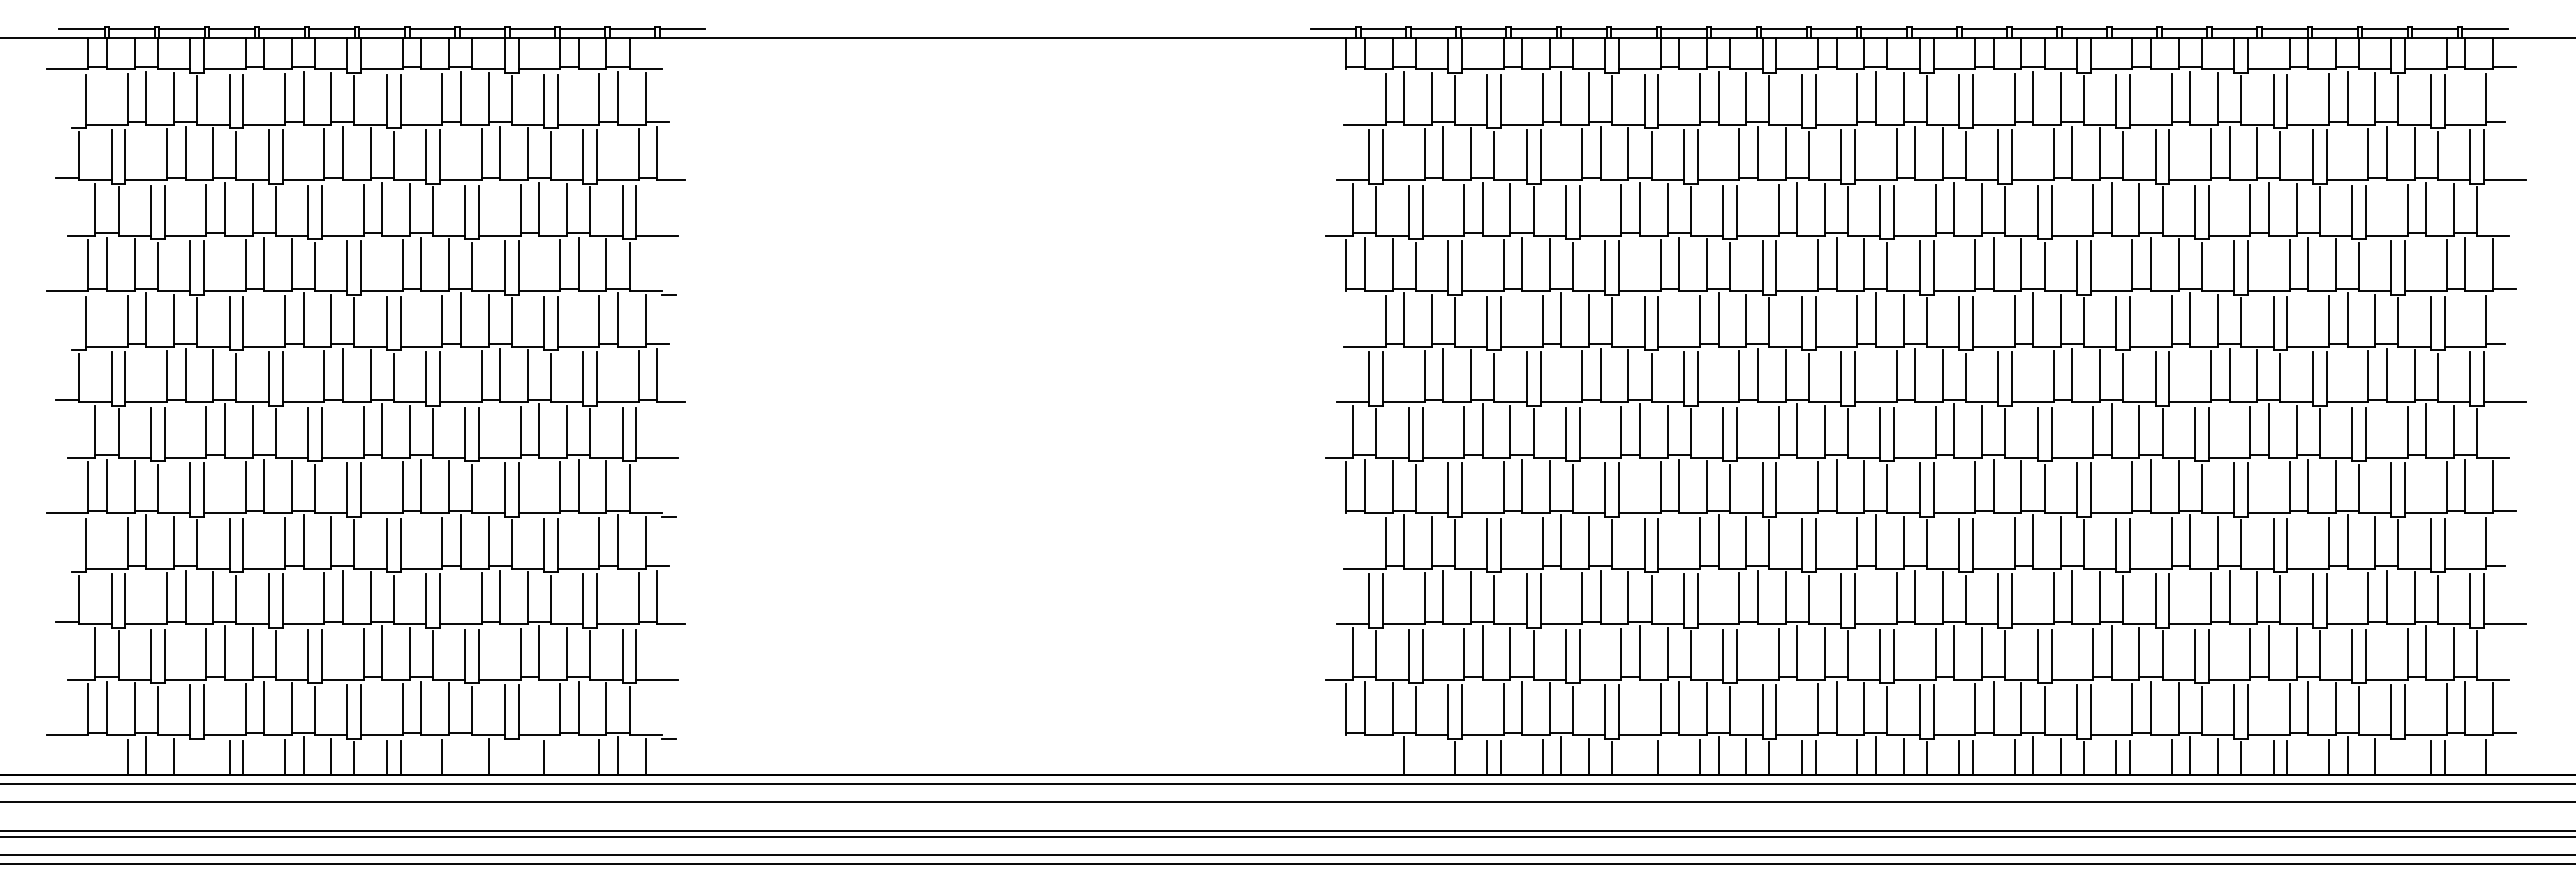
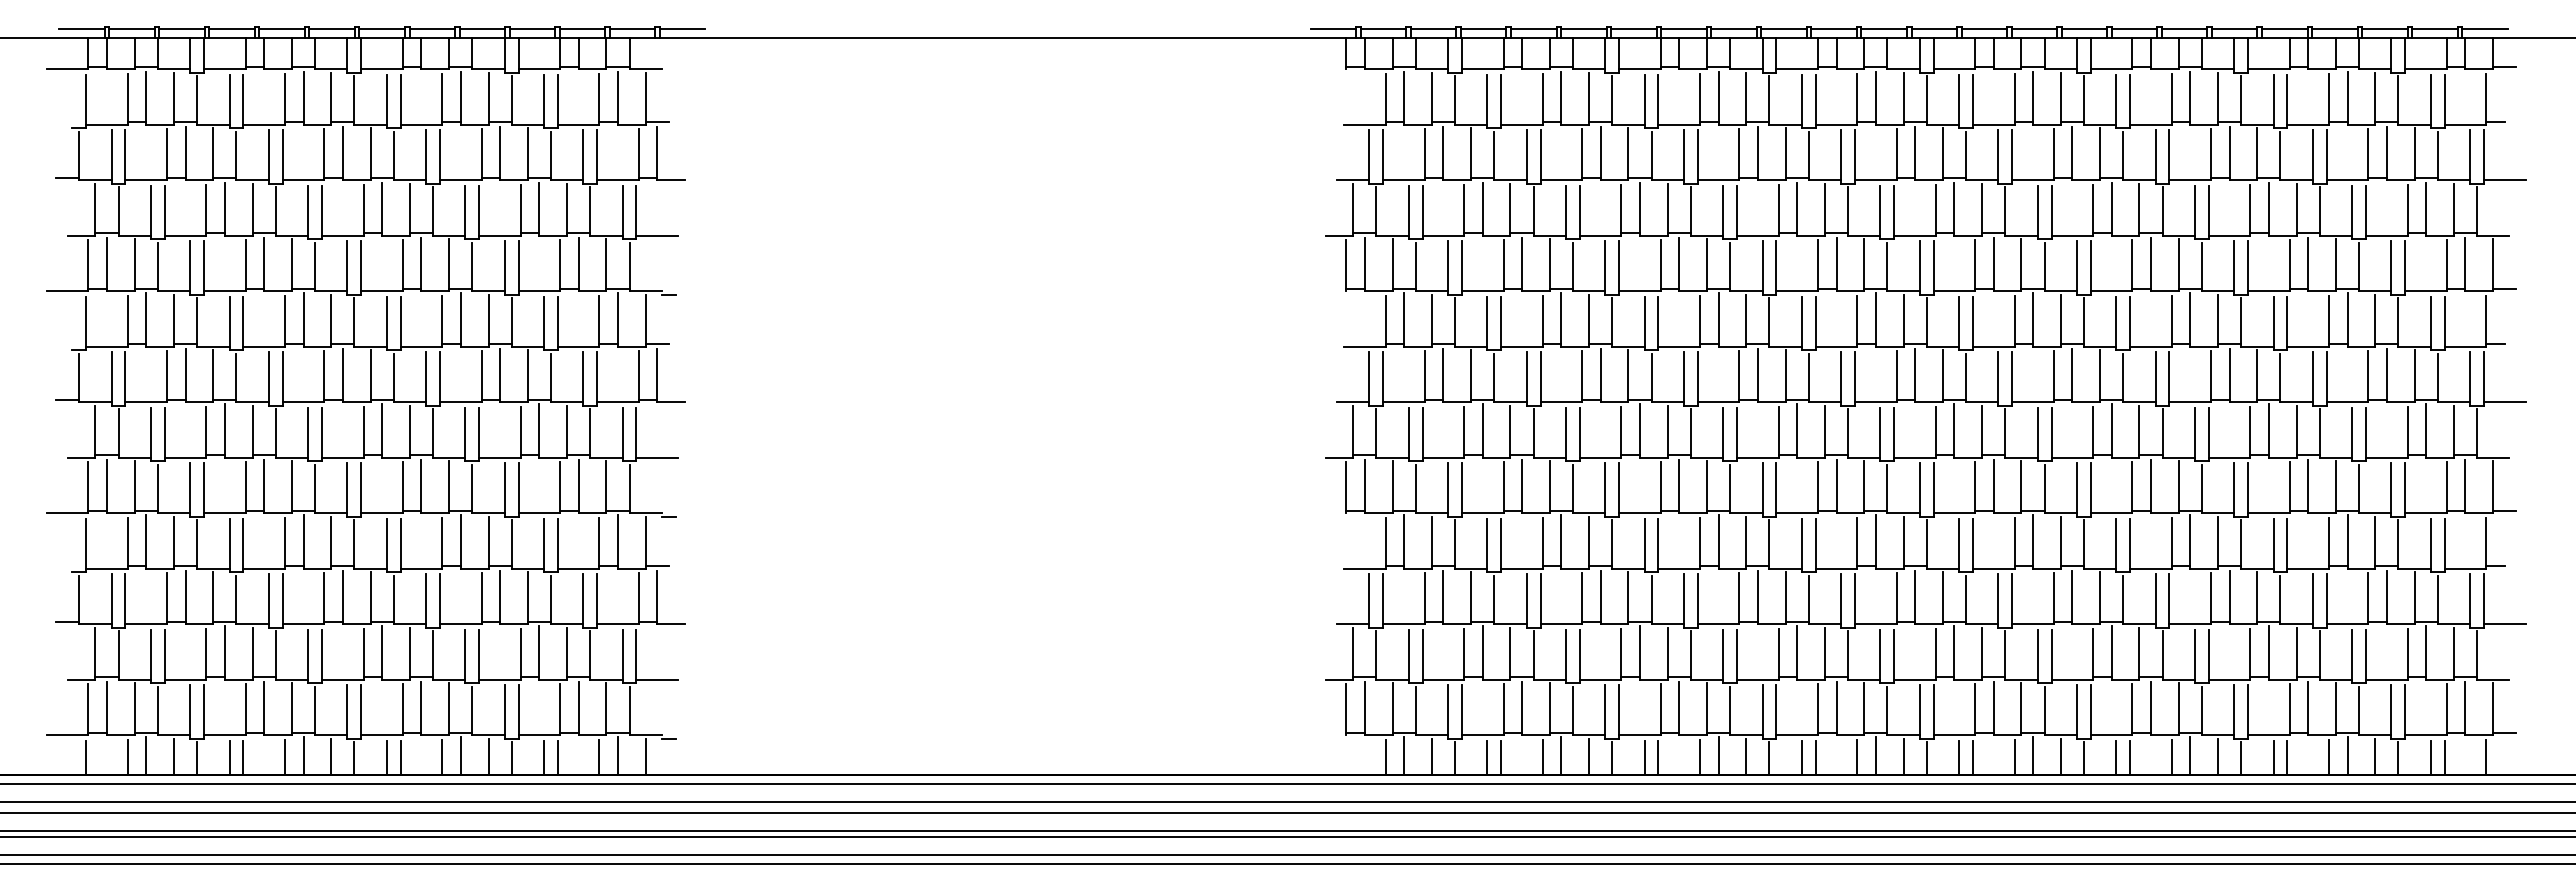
line: none -> present (460, 756)
line: none -> present (1431, 756)
line: none -> present (86, 757)
line: none -> present (557, 757)
line: none -> present (1385, 757)
line: none -> present (1644, 757)
line: none -> present (197, 758)
line: none -> present (511, 758)
line: none -> present (2398, 758)
line: none -> present (1287, 813)
